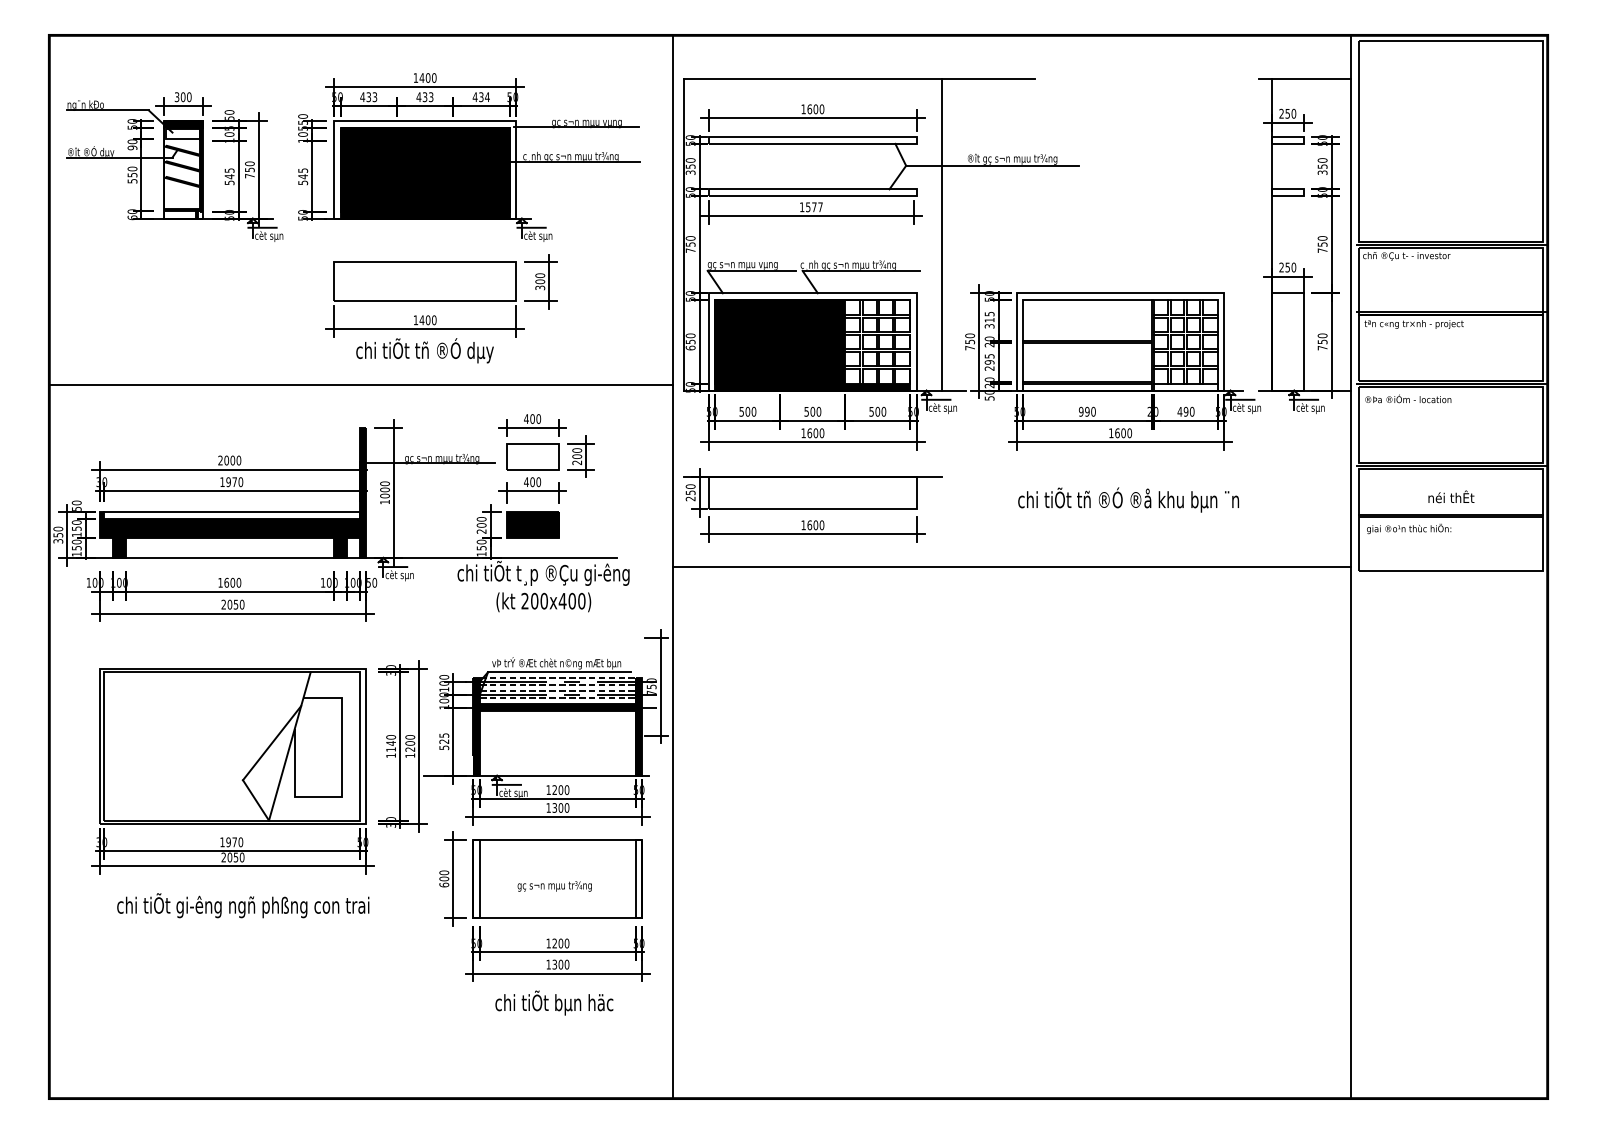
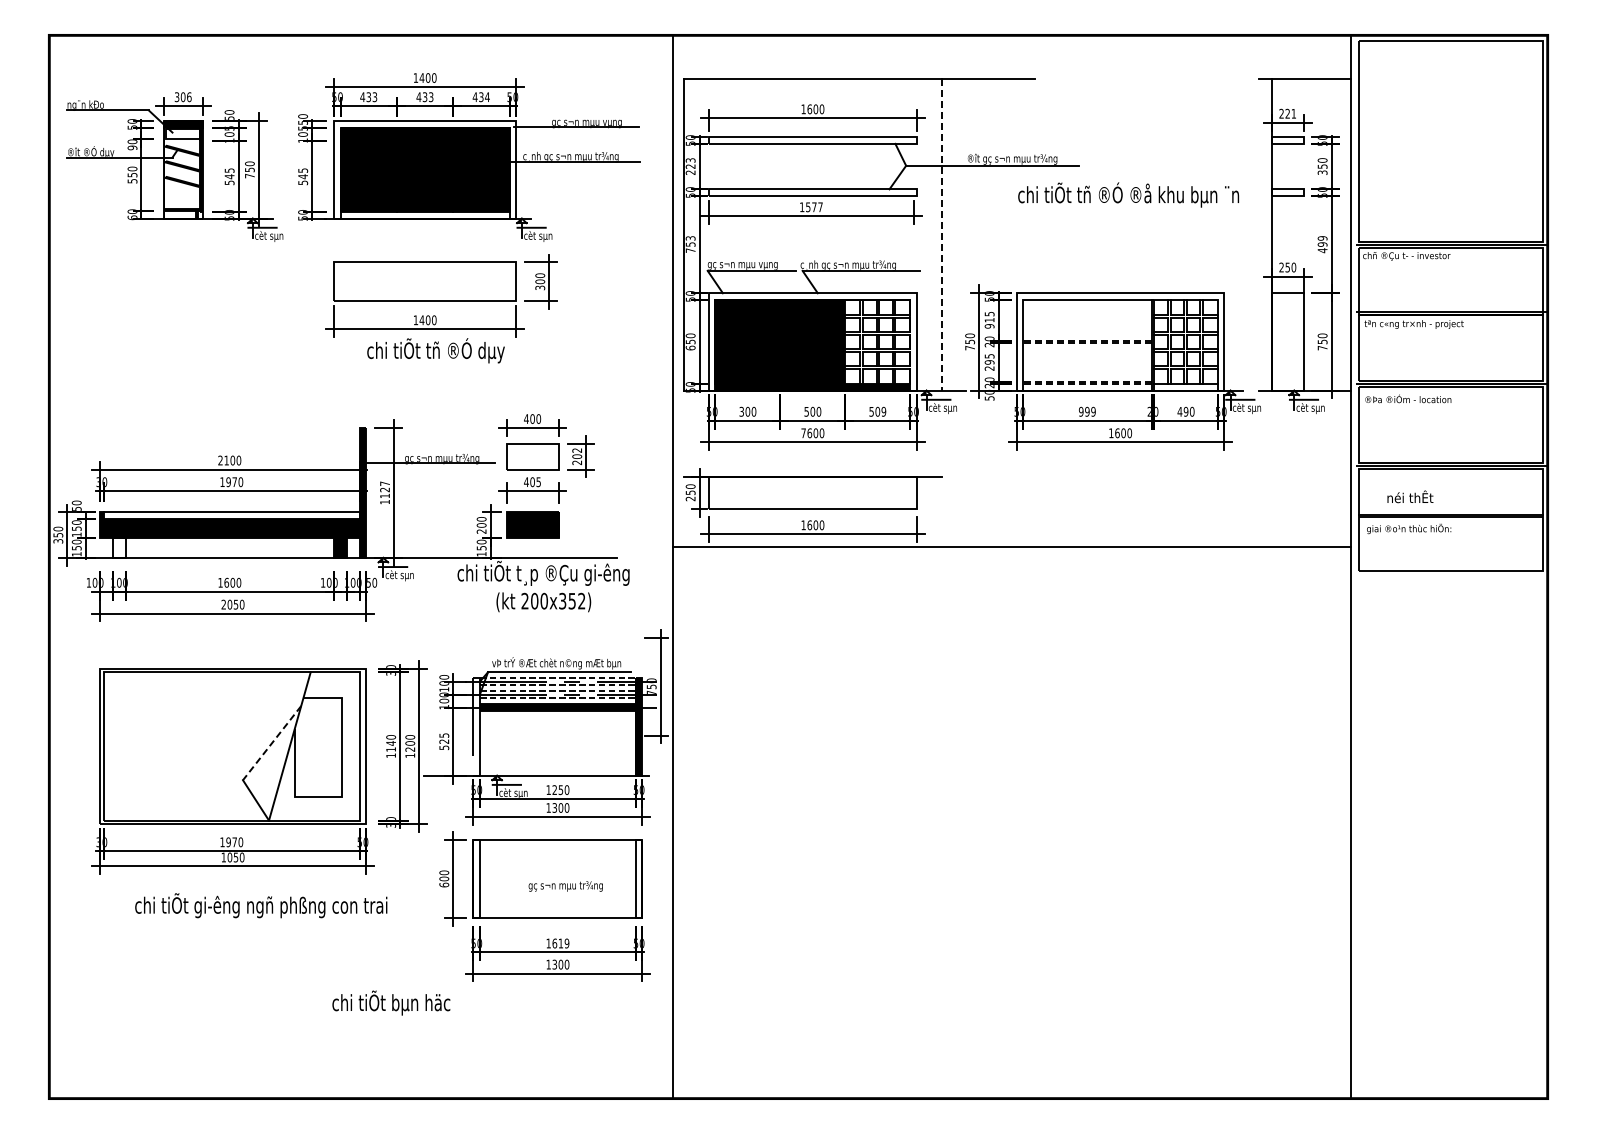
text: 300 -> 306 (189, 96)
text: 250 -> 221 (1290, 113)
text: 350 -> 223 (690, 166)
fill: present -> none (424, 215)
line: solid -> dashed (942, 234)
text: 750 -> 753 (690, 238)
text: 750 -> 499 (1322, 244)
text: 315 -> 915 (989, 326)
line: solid -> dashed (1023, 342)
text position: (424, 350) -> (435, 350) (435, 350)
line: solid -> dashed (1023, 383)
line: present -> none (360, 384)
text: 500 -> 300 (741, 410)
text: 500 -> 509 (883, 411)
text: 990 -> 999 (1093, 411)
text: 1600 -> 7600 (803, 433)
text: 200 -> 202 (577, 450)
text: 2000 -> 2100 (226, 460)
text: 400 -> 405 (538, 482)
text: 1000 -> 1127 (384, 489)
text position: (1451, 496) -> (1410, 496) (1410, 496)
text position: (1128, 499) -> (1128, 194) (1128, 194)
fill: present -> none (118, 547)
line position: (1011, 566) -> (1011, 546) (1011, 546)
text: 200x400) -> 200x352) (571, 600)
fill: present -> none (476, 726)
line: solid -> dashed (271, 743)
text: 1200 -> 1250 (560, 789)
text: 2050 -> 1050 (223, 857)
text position: (554, 886) -> (565, 886) (565, 886)
text position: (243, 905) -> (261, 905) (261, 905)
text: 1200 -> 1619 (560, 943)
text position: (554, 1002) -> (391, 1002) (391, 1002)
